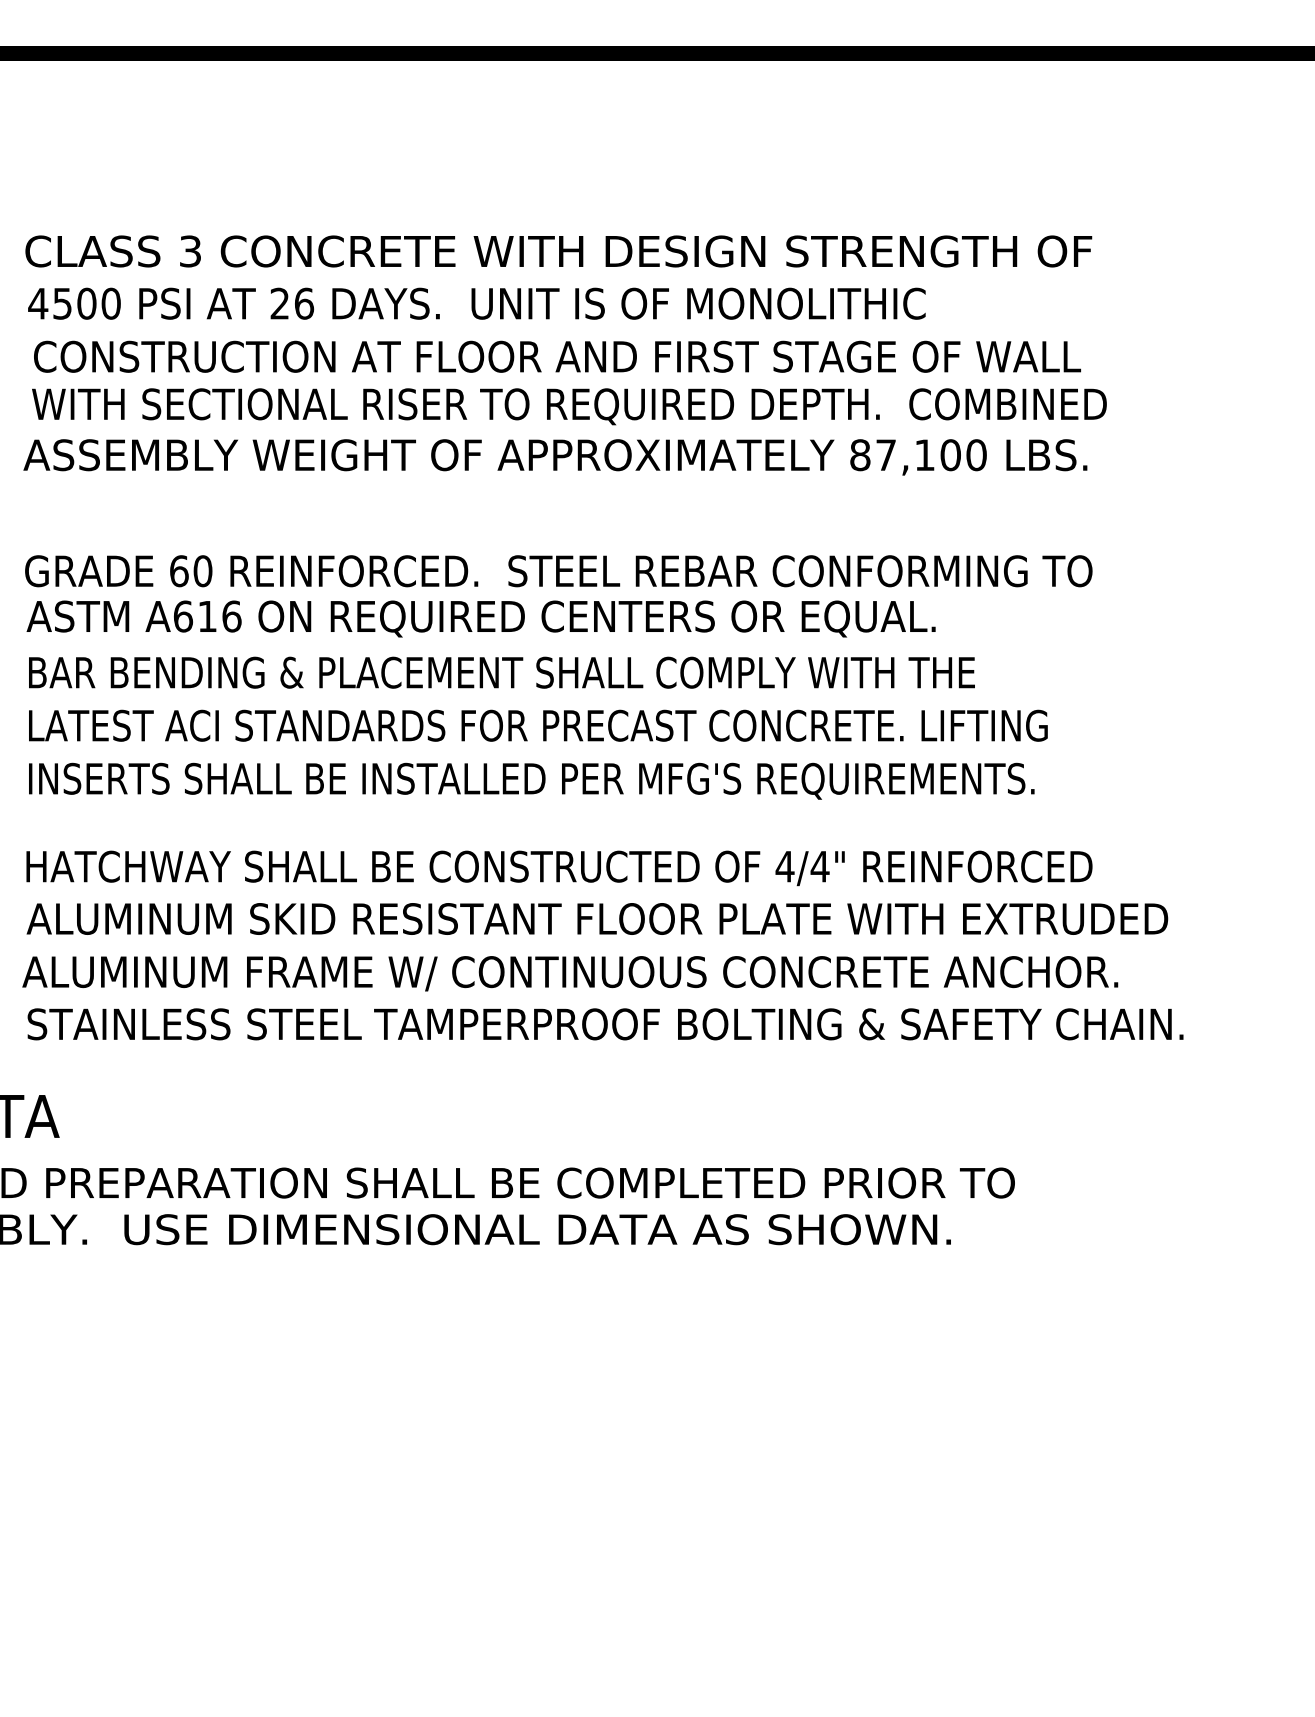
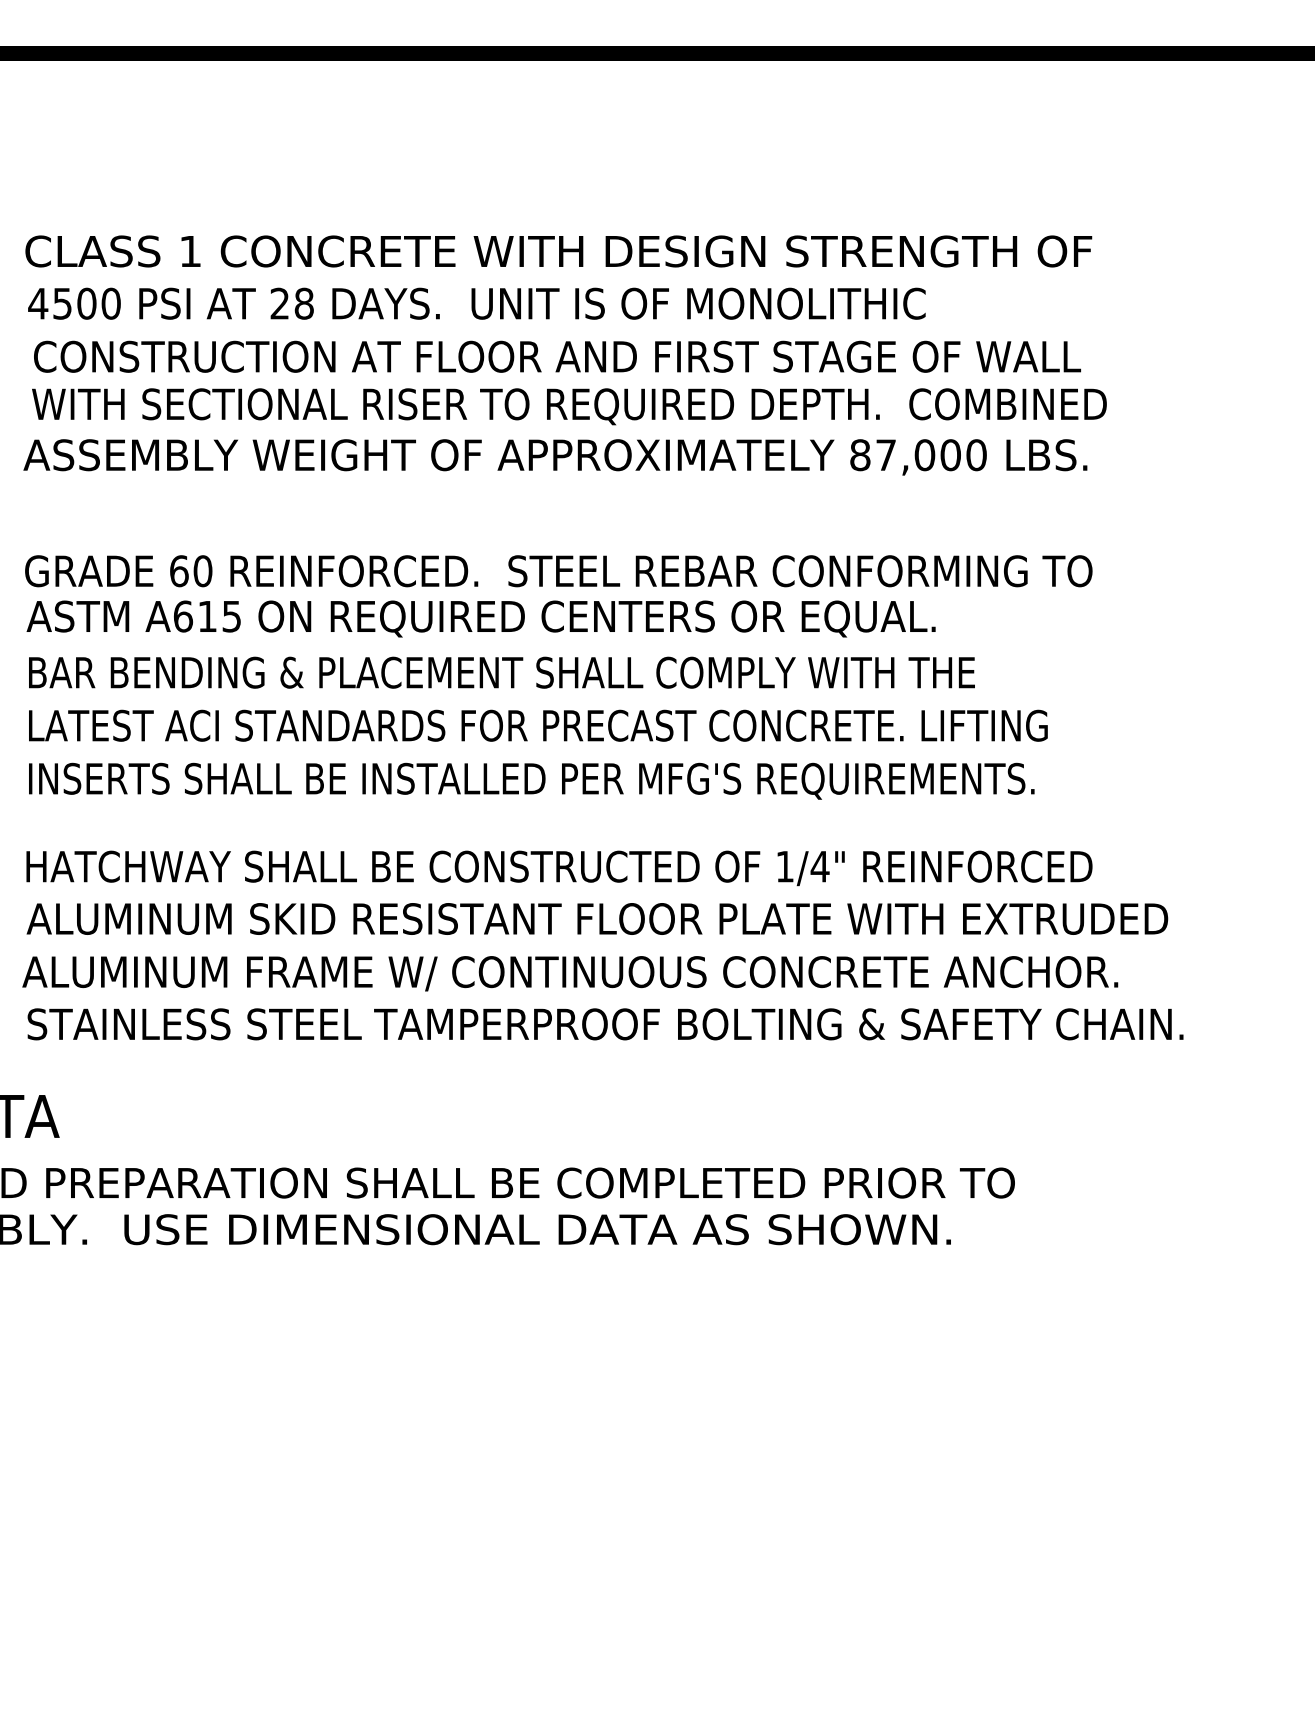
text: 3 -> 1 (190, 251)
text: 26 -> 28 (304, 303)
text: 87,100 -> 87,000 (924, 455)
text: A616 -> A615 (231, 616)
text: 4/4" -> 1/4" (784, 866)
